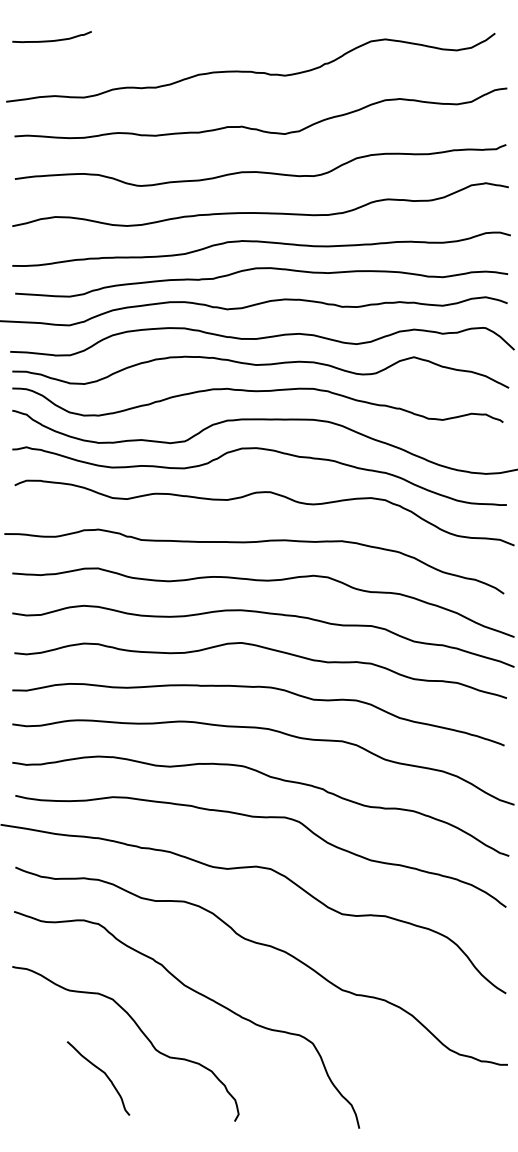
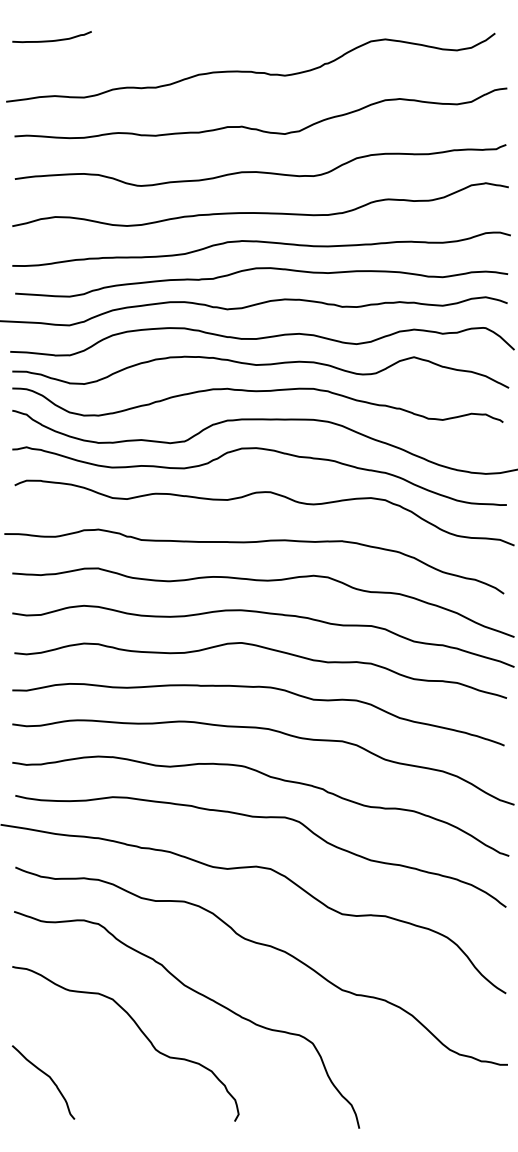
curve position: (103, 1073) -> (48, 1077) (48, 1077)
